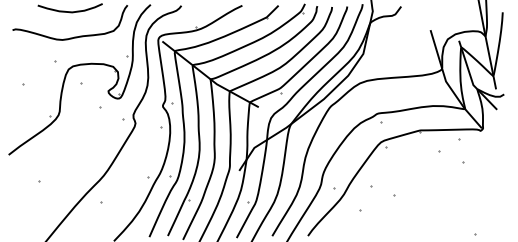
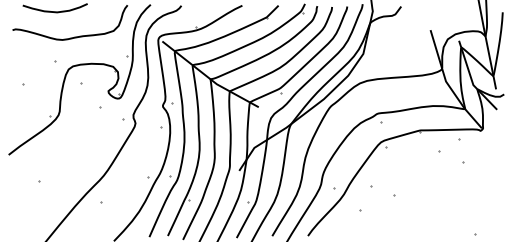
curve position: (69, 11) -> (54, 11) (54, 11)
